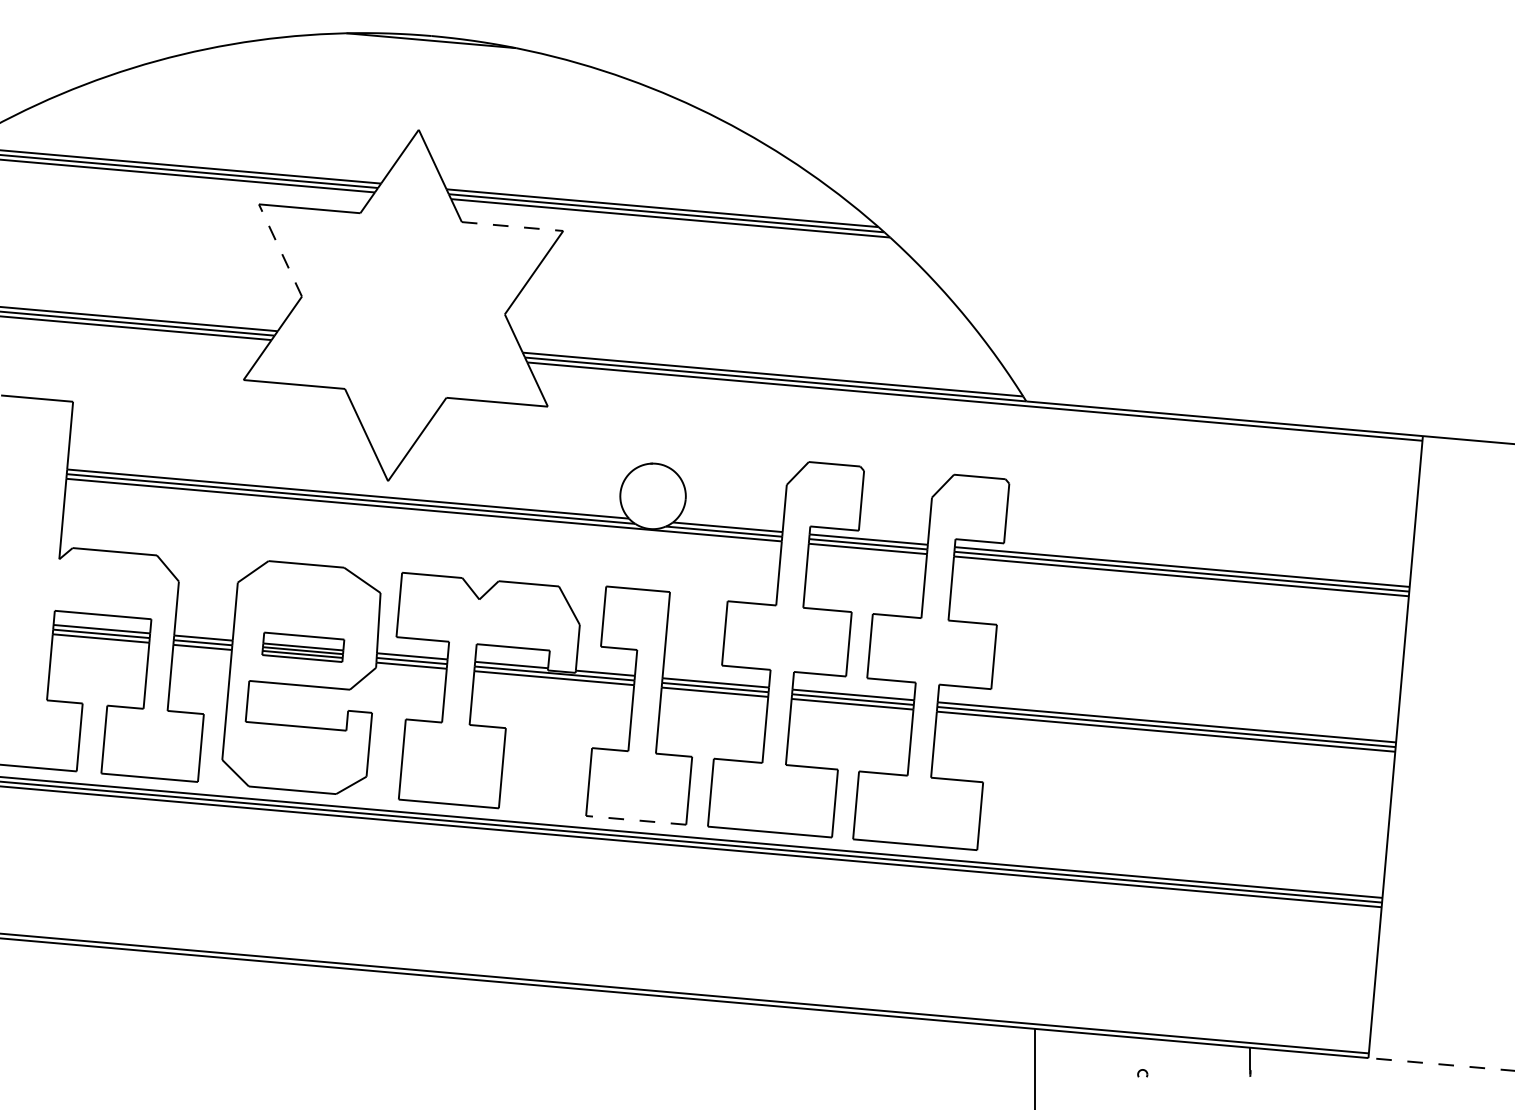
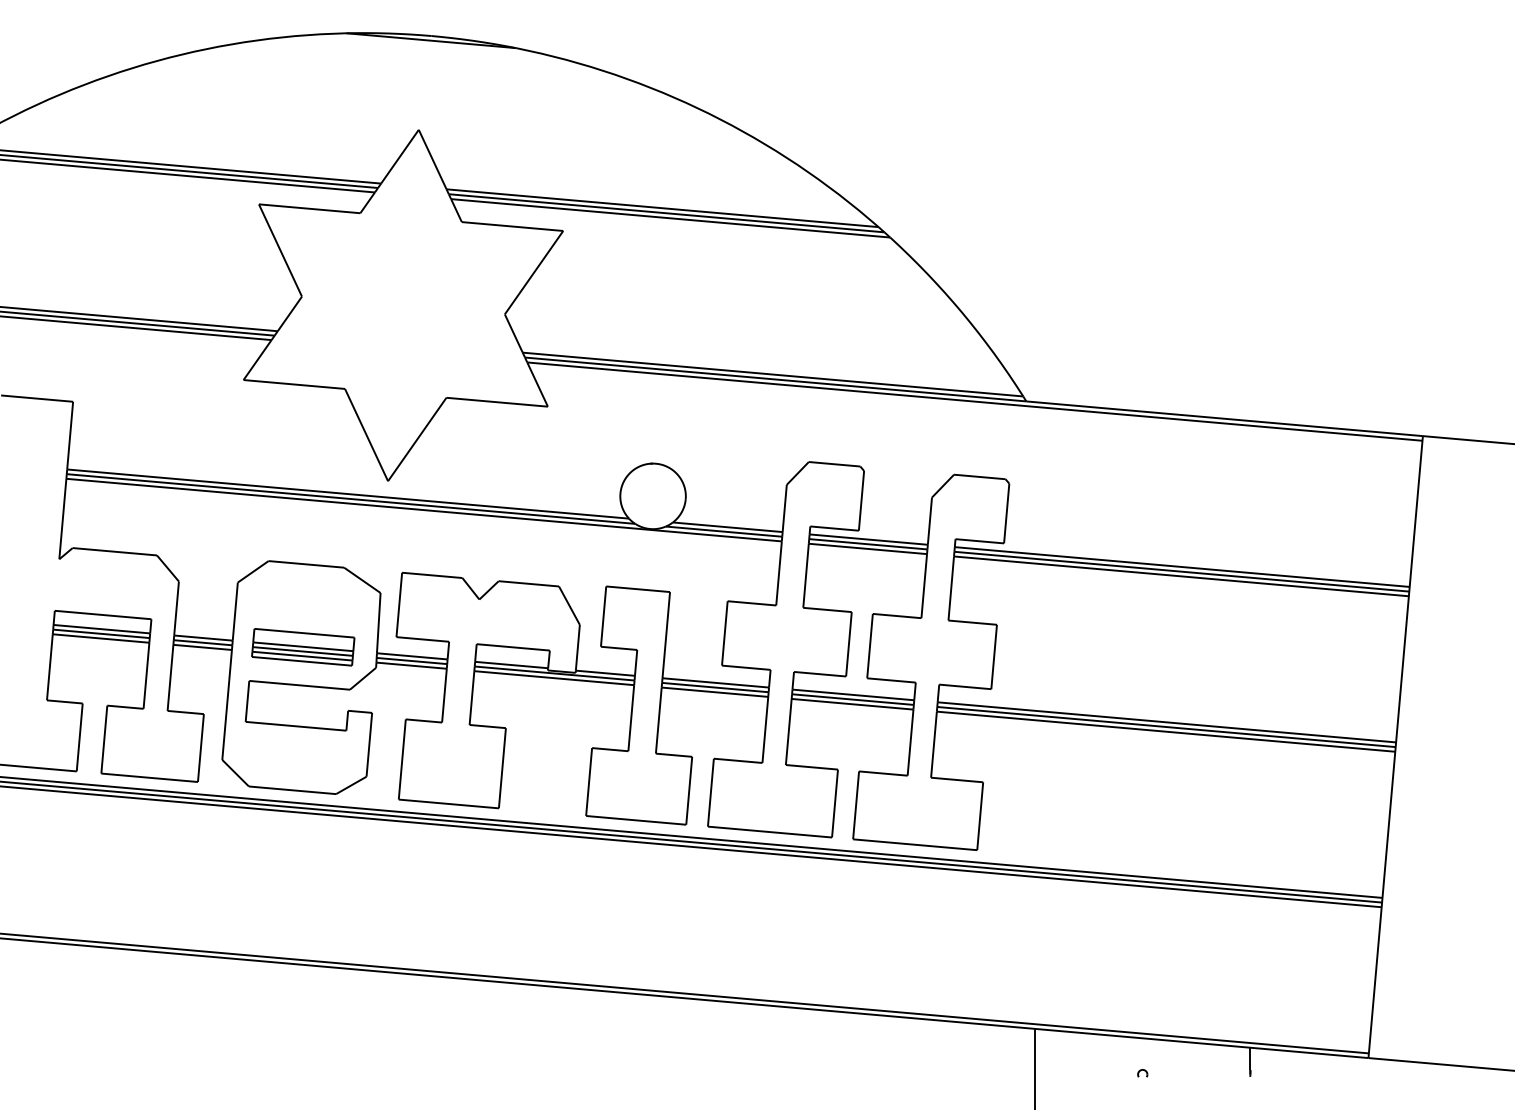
line: dashed -> solid (512, 226)
line: dashed -> solid (280, 250)
part size: 85x32 px -> 105x39 px (303, 647)
line: dashed -> solid (635, 820)
line: dashed -> solid (1440, 1064)
